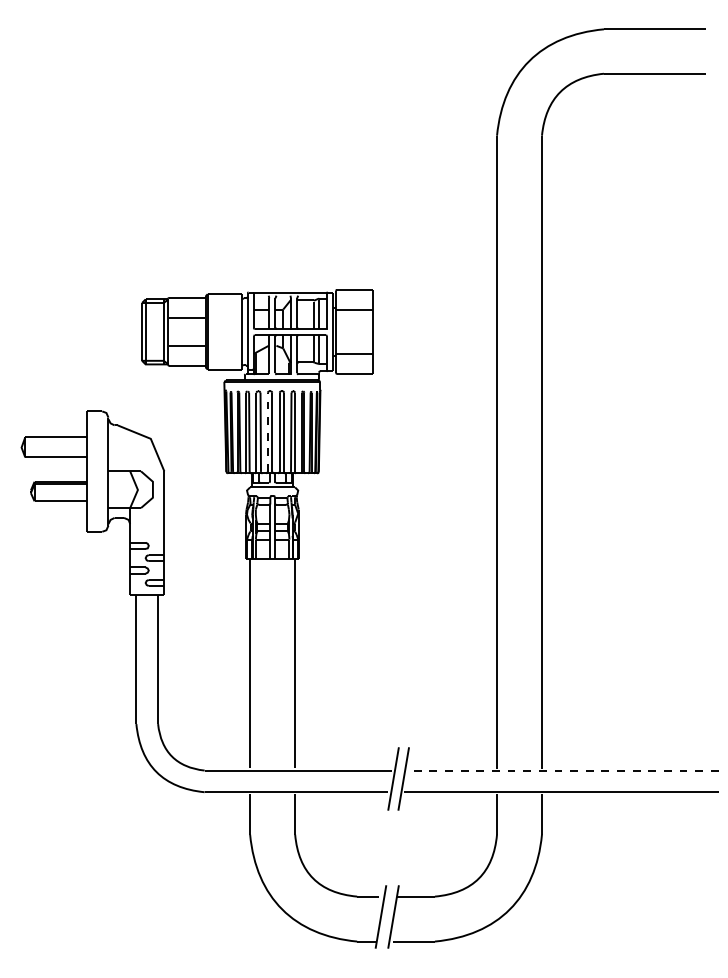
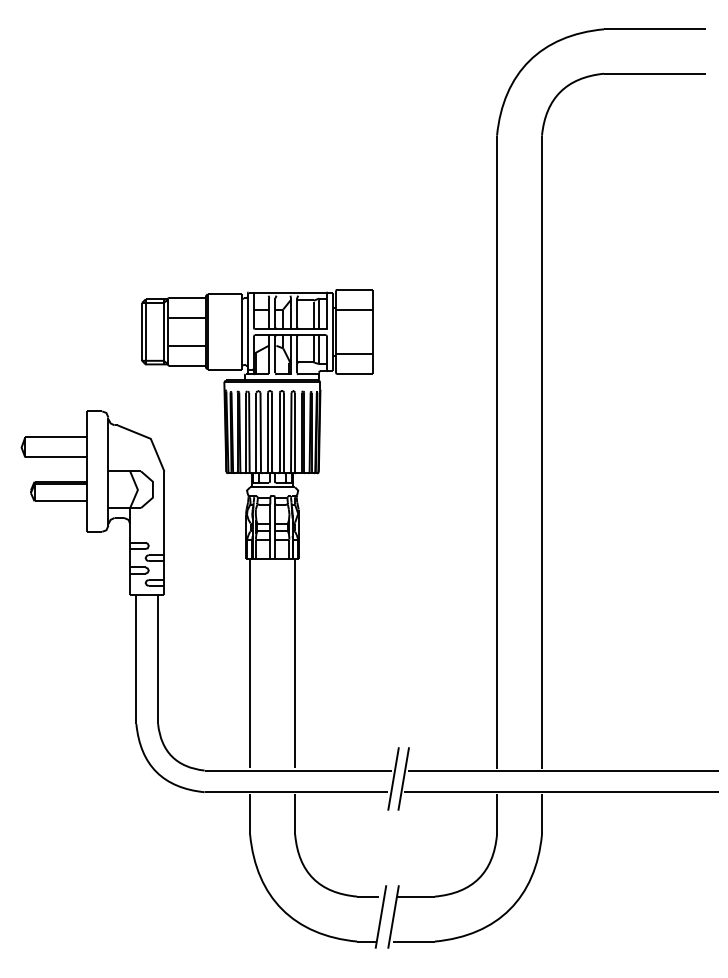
line: dashed -> solid (267, 432)
line: dashed -> solid (563, 770)
